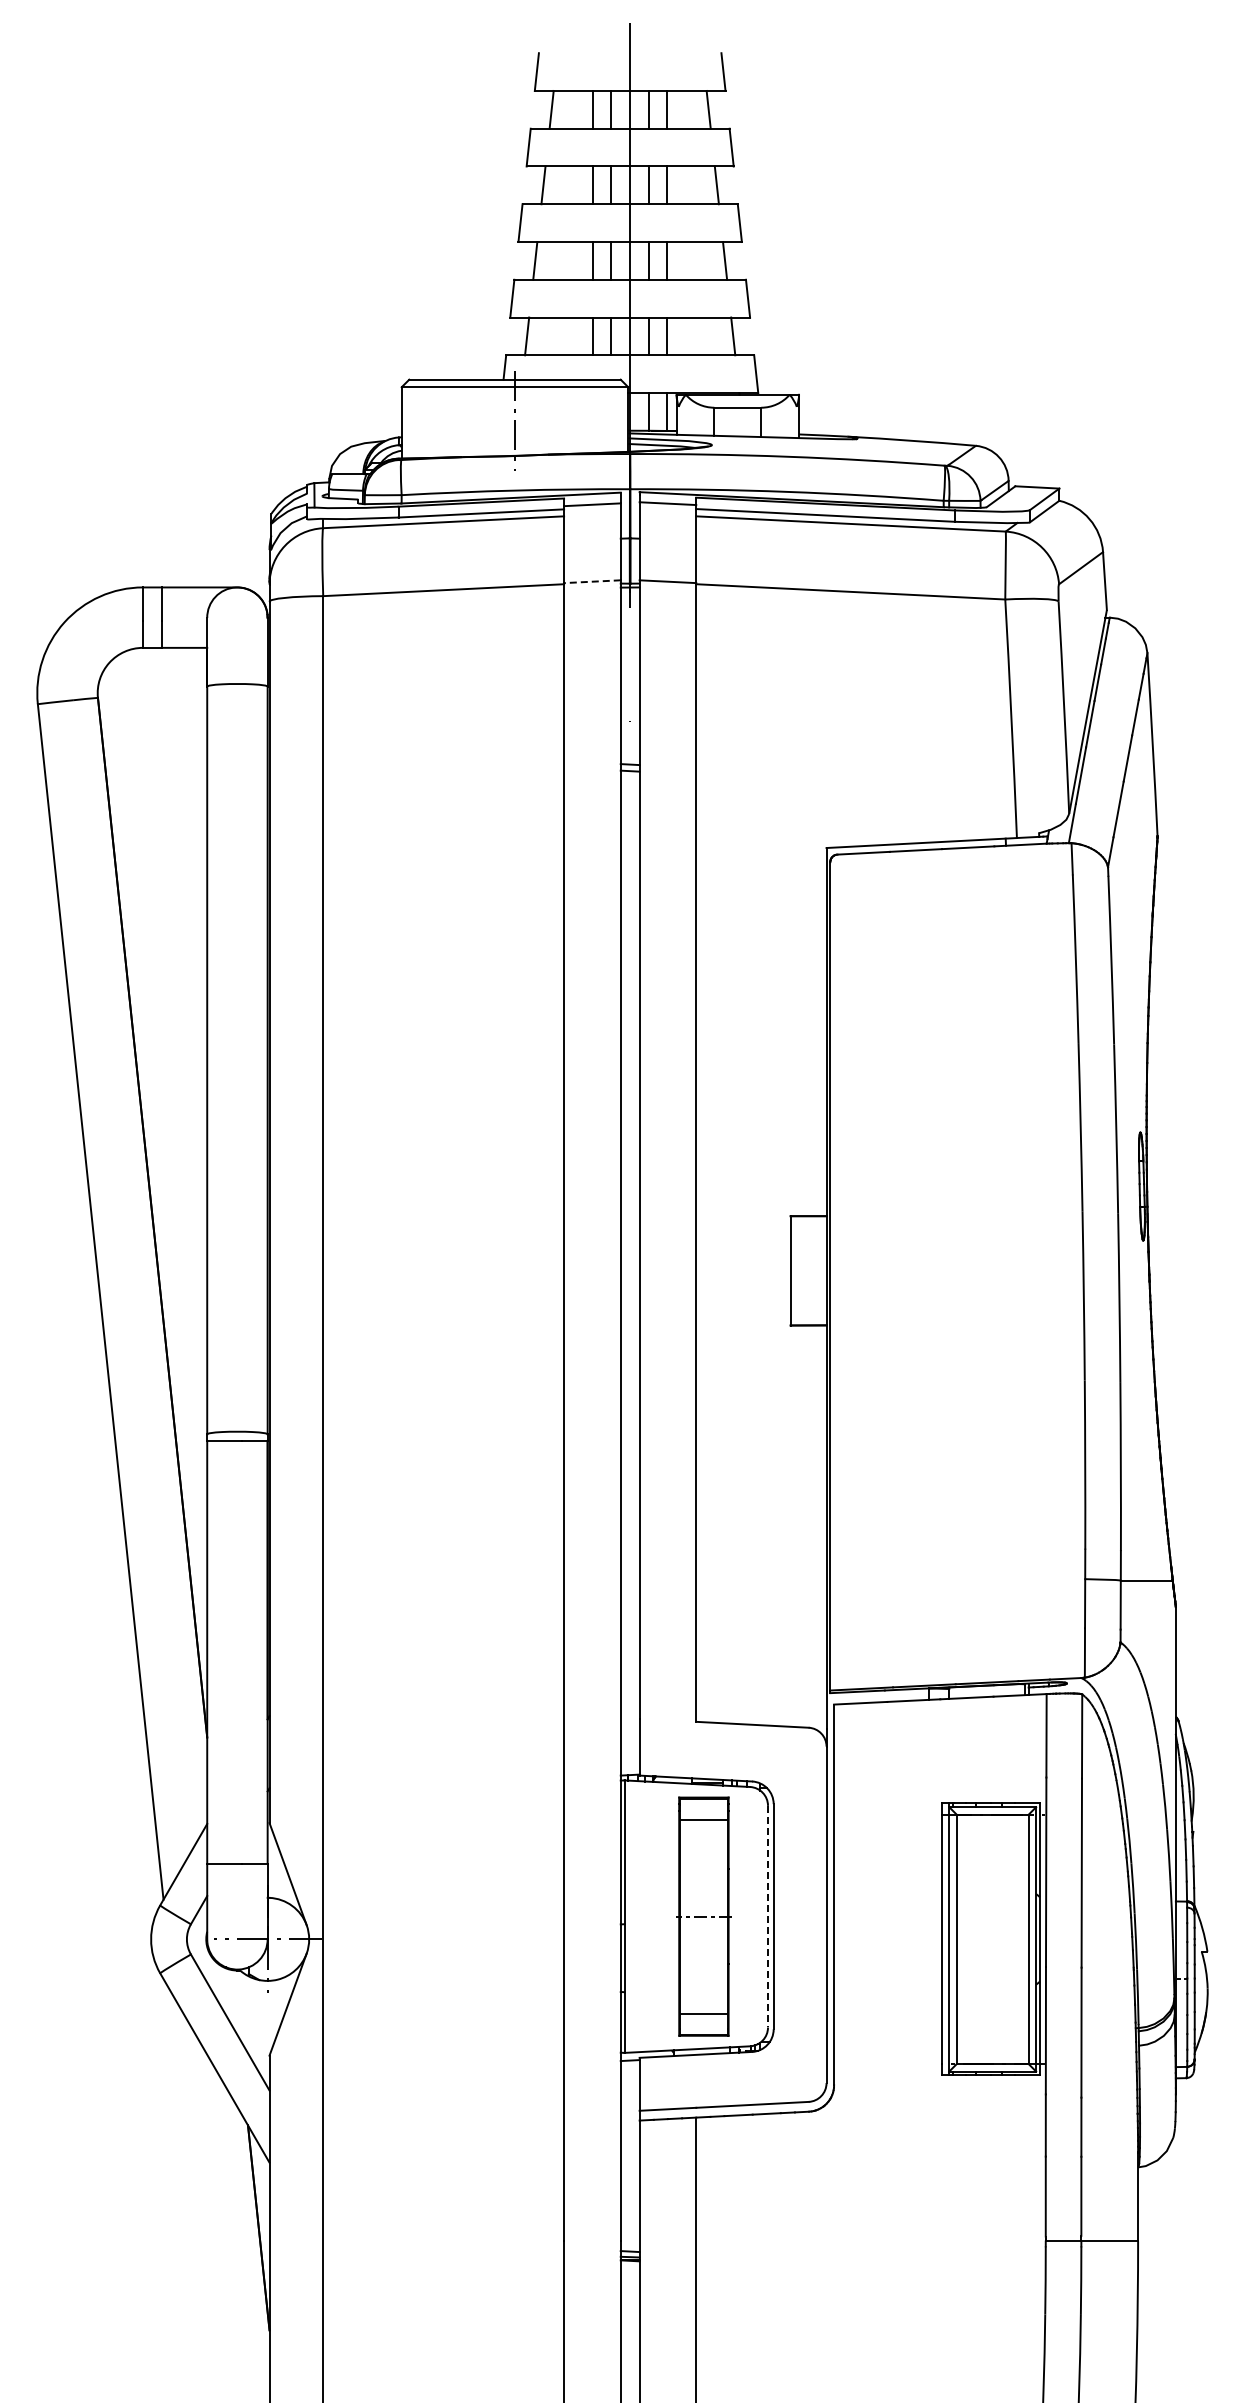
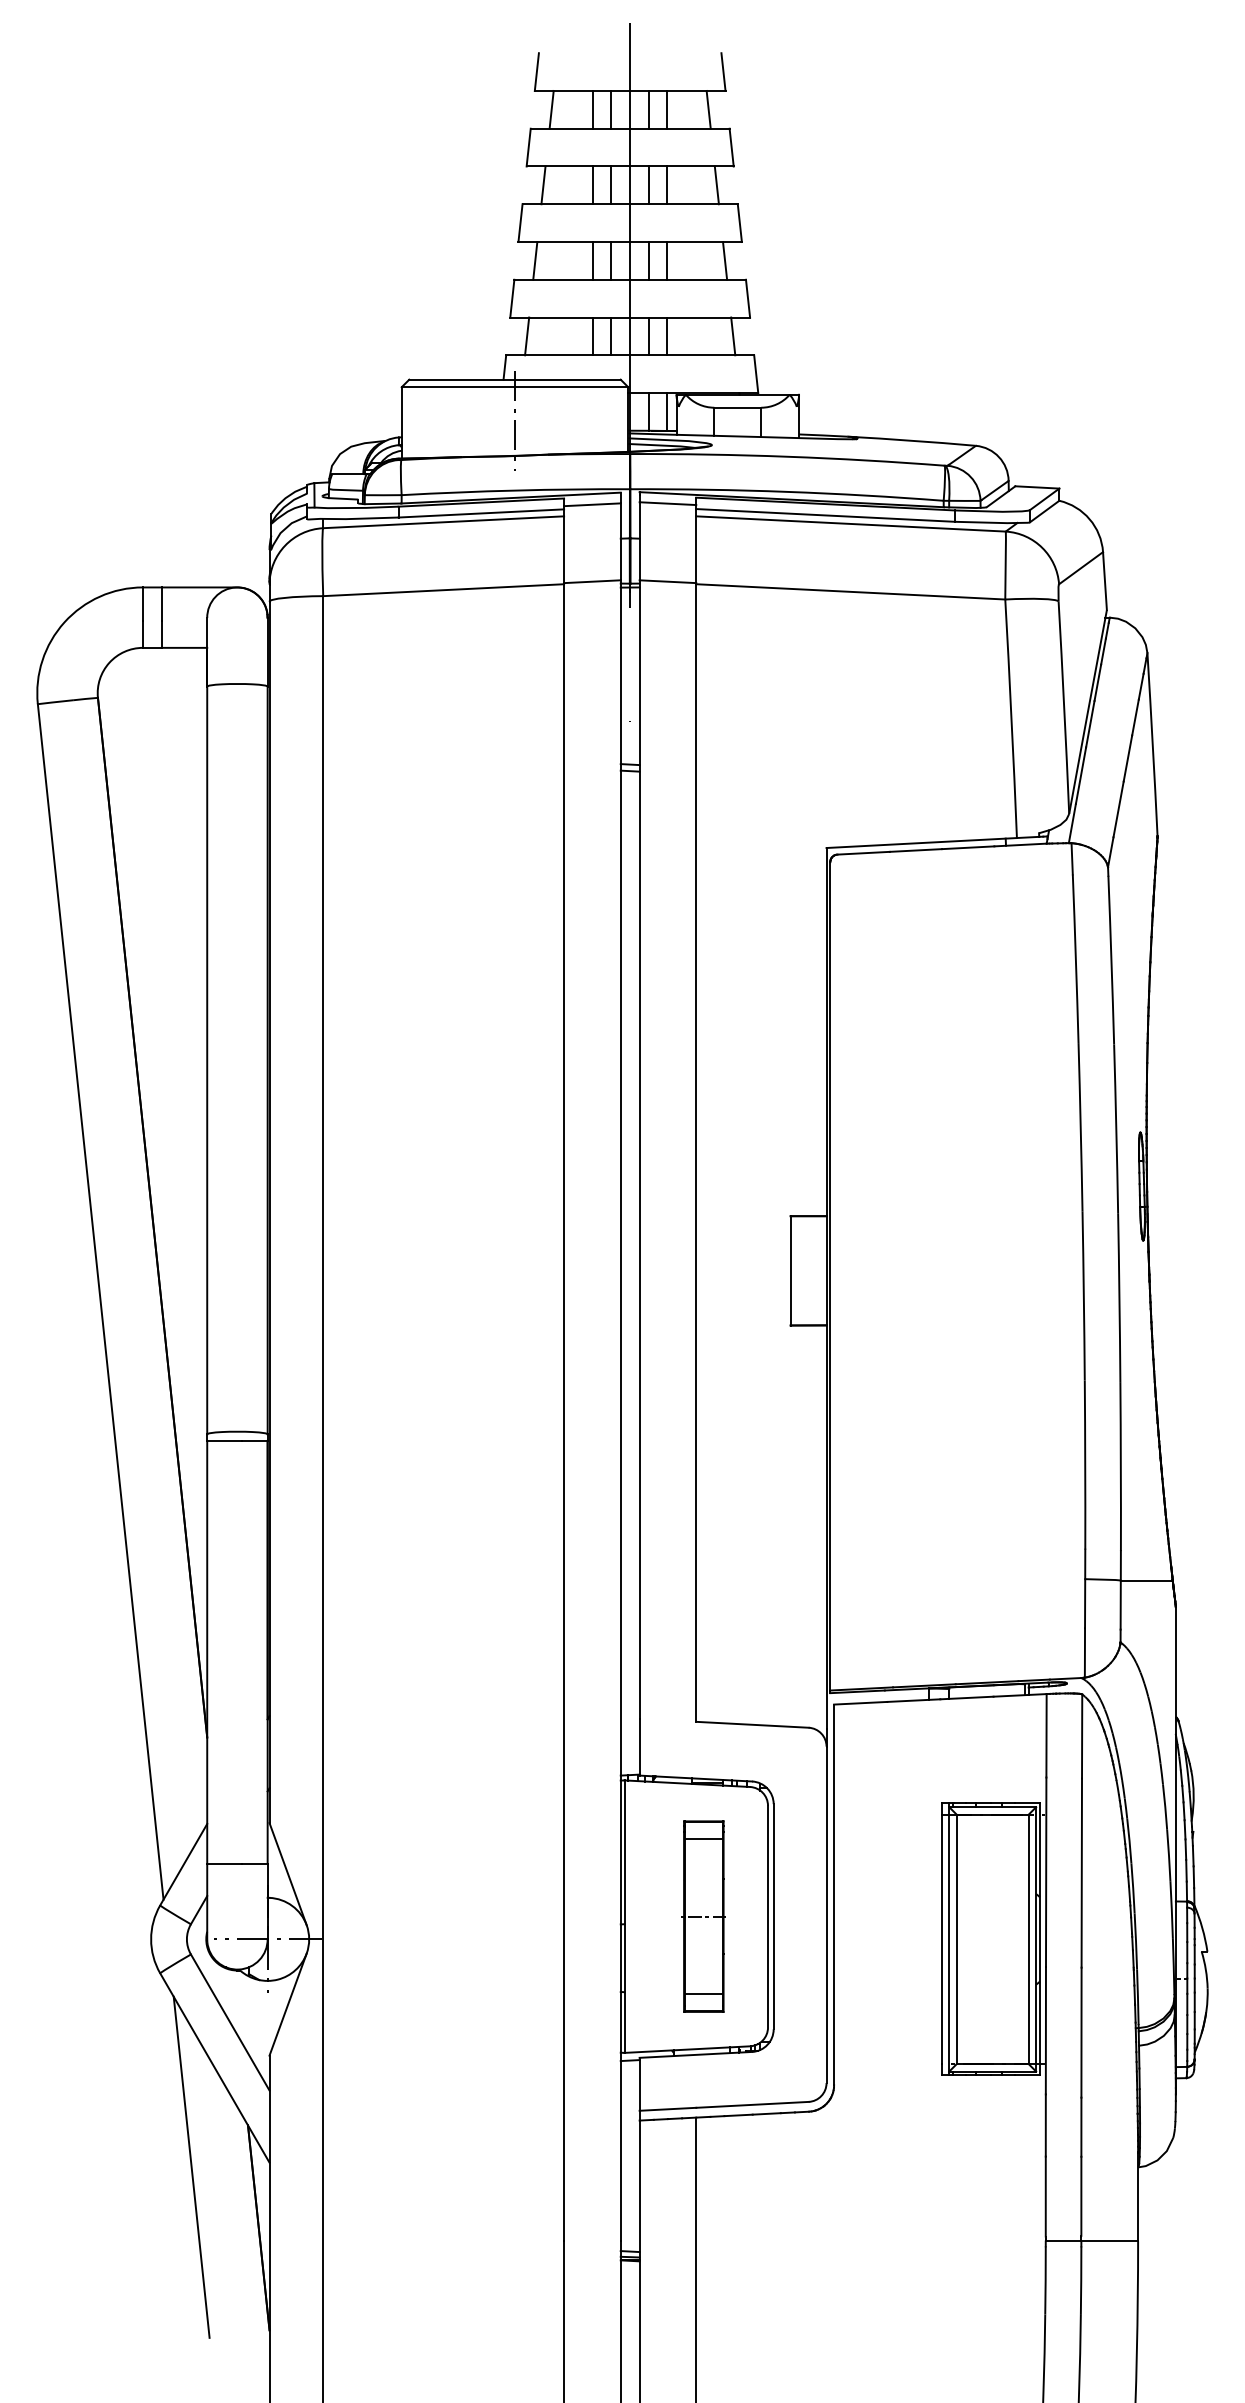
line: dashed -> solid (591, 581)
part size: 56x241 px -> 45x193 px (703, 1916)
line: dashed -> solid (768, 1916)
line: none -> present (191, 2166)
